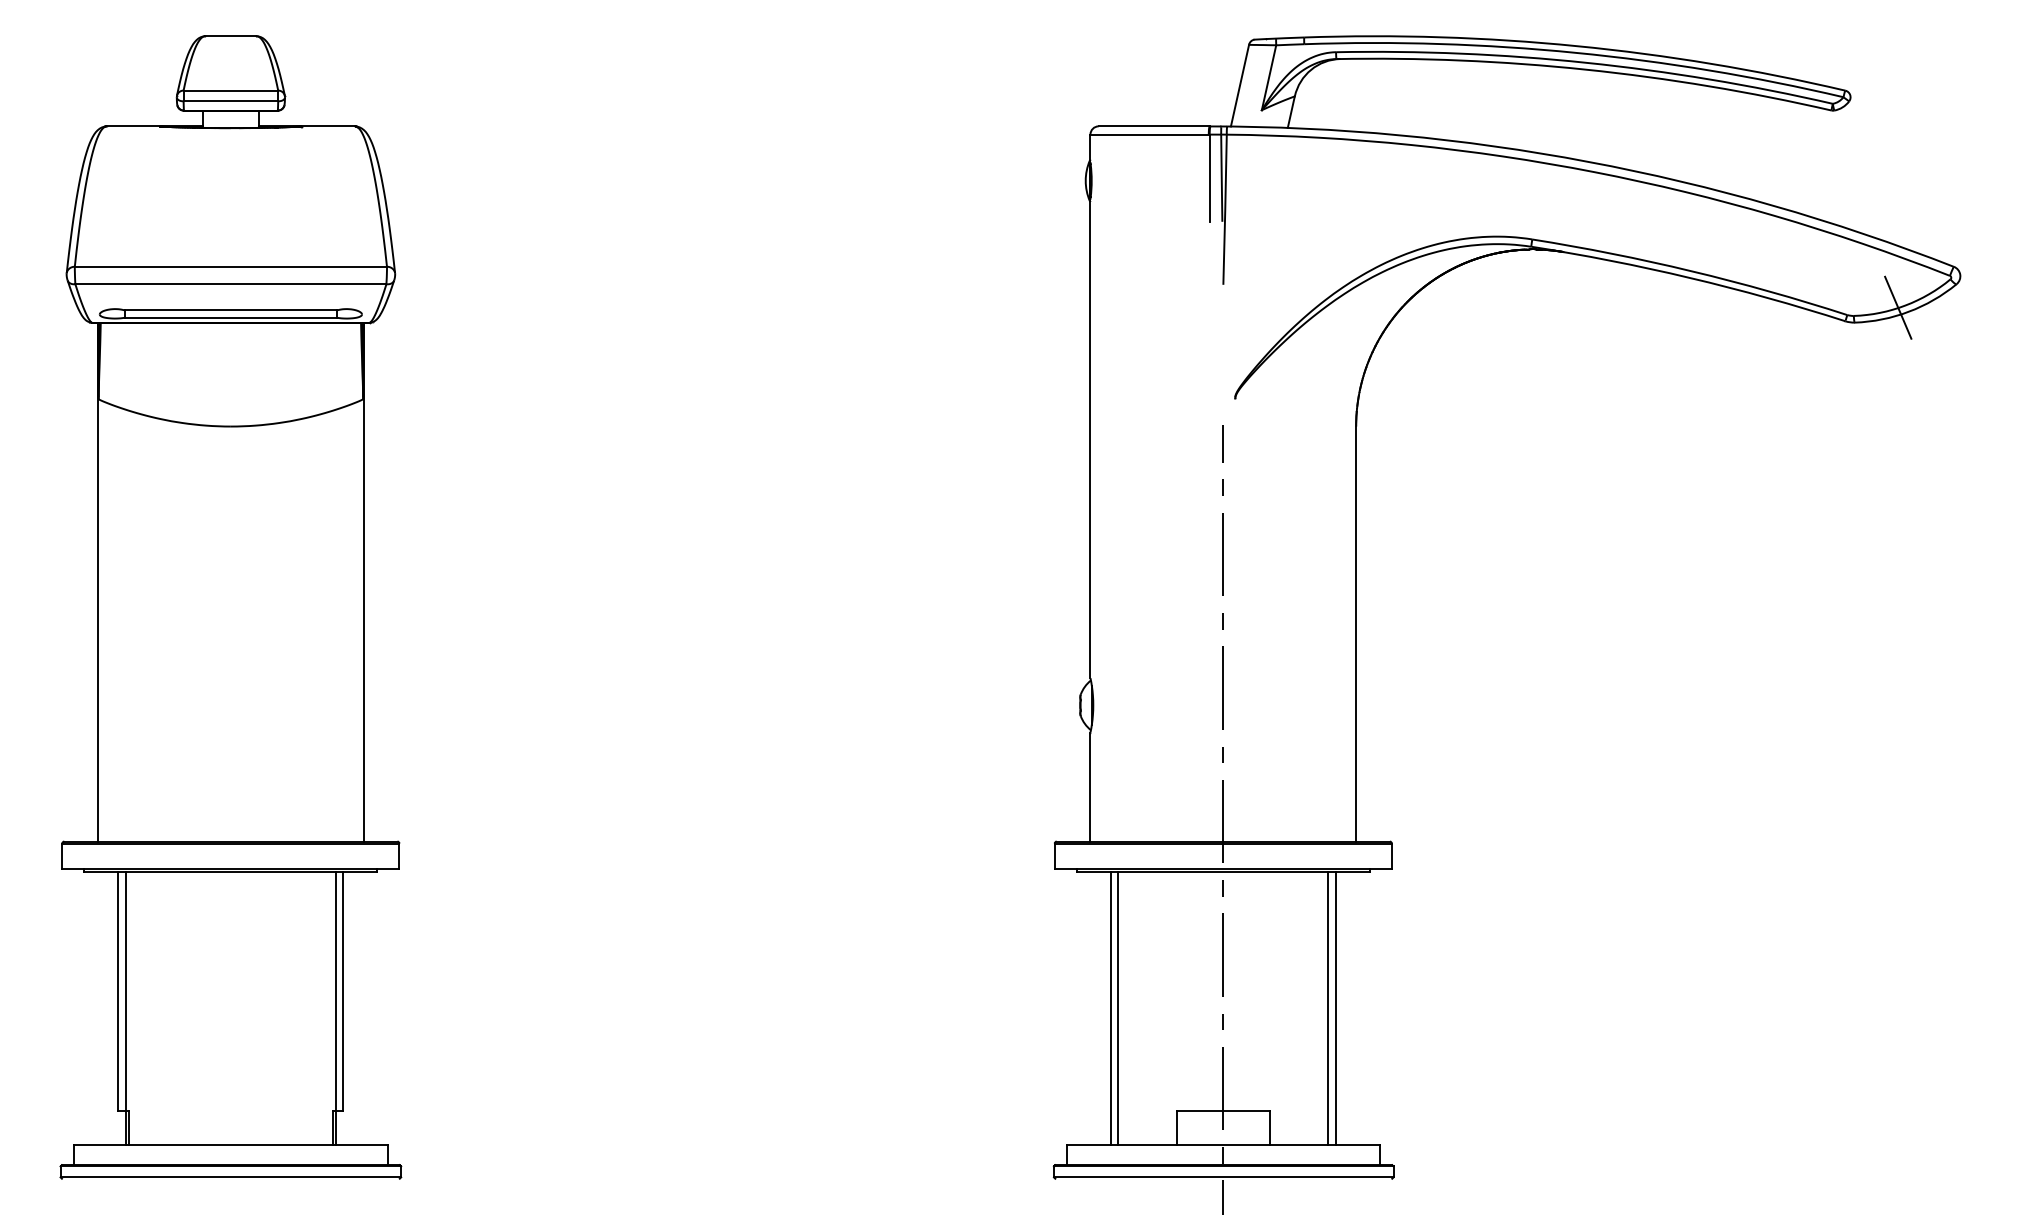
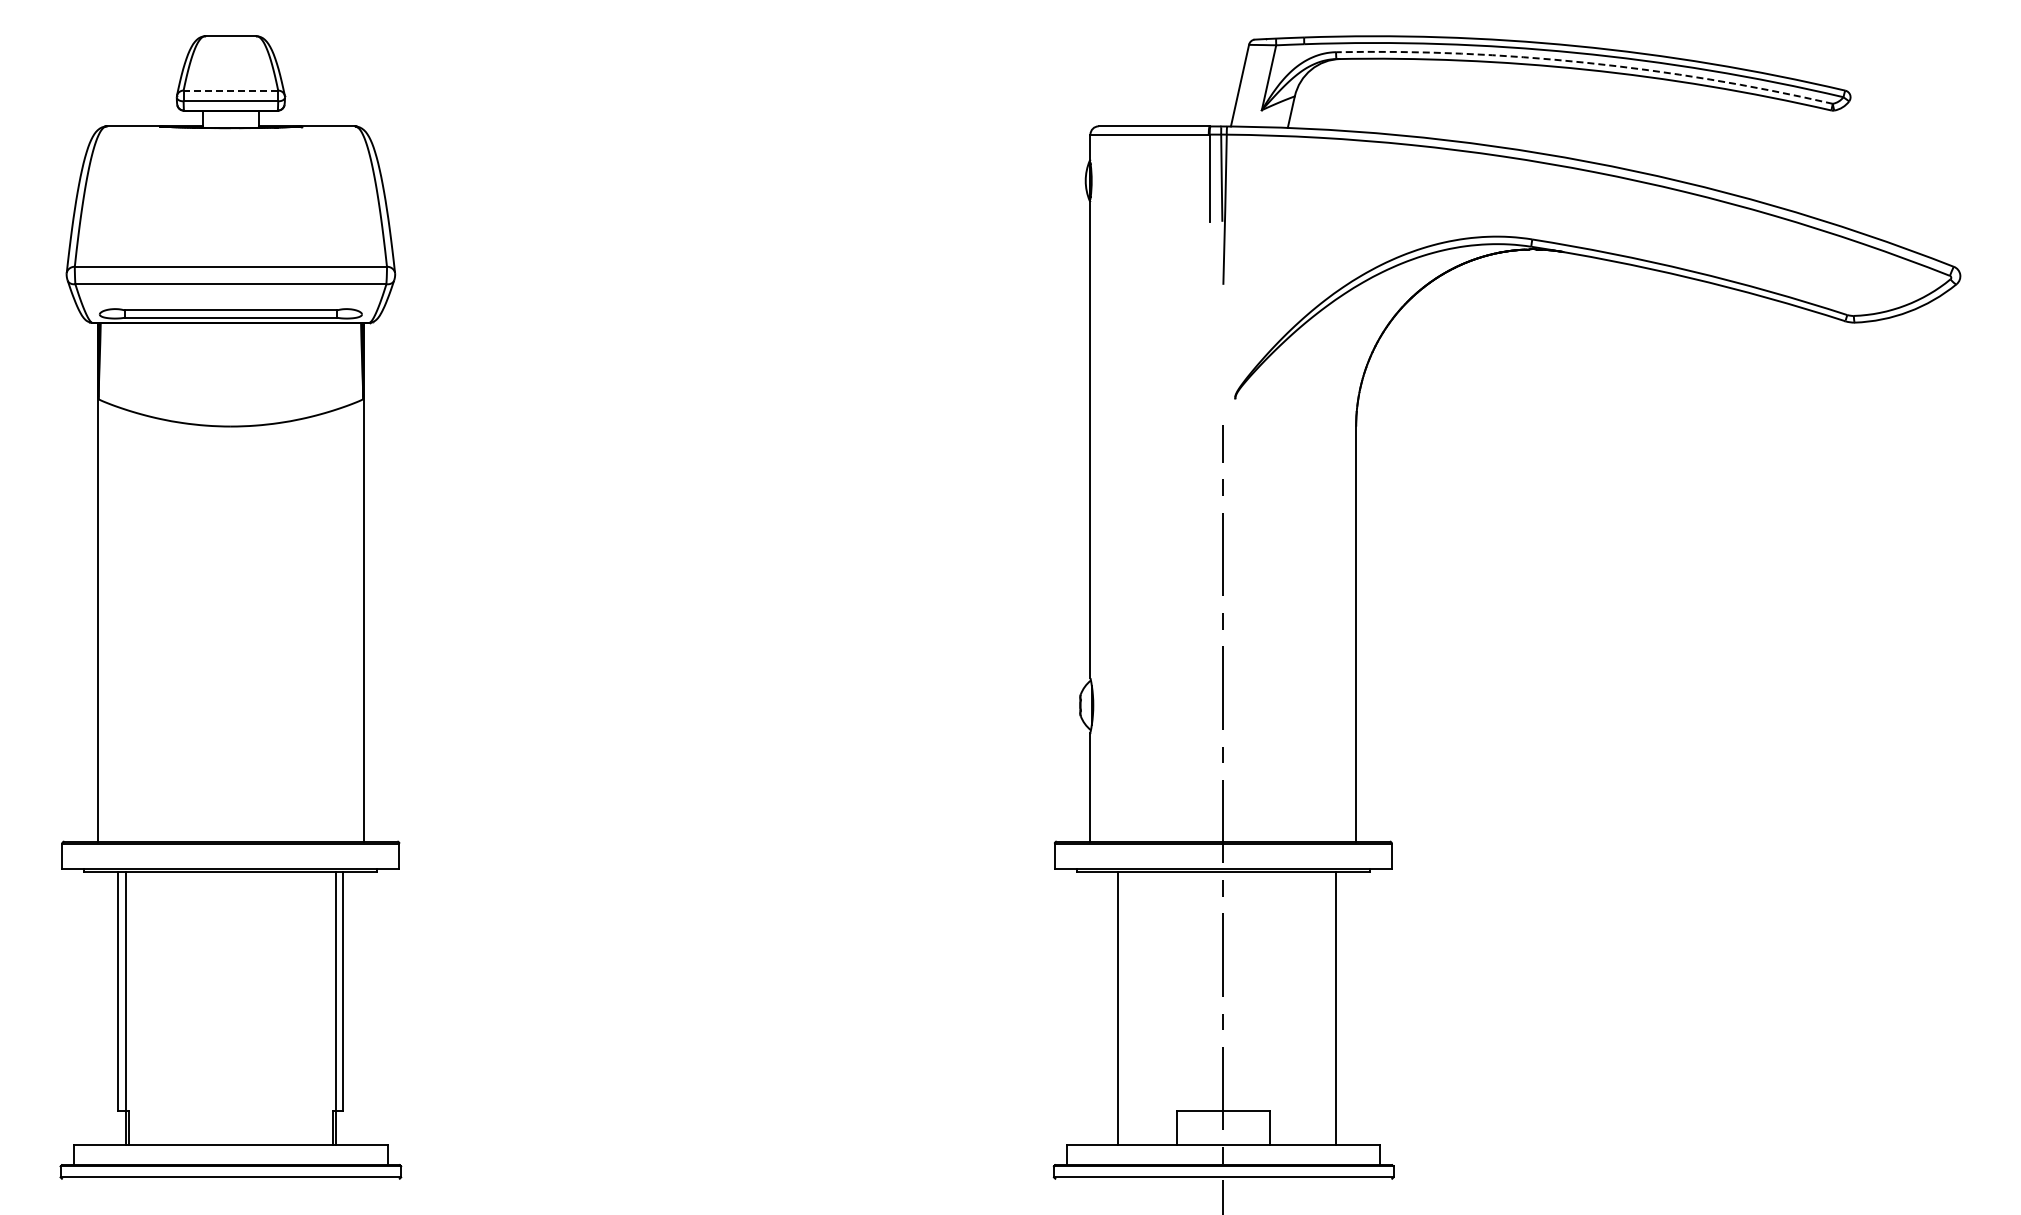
arc: solid -> dashed (1586, 62)
line: solid -> dashed (230, 90)
line: present -> none (1897, 307)
line: present -> none (1110, 1008)
line: present -> none (1328, 1008)
